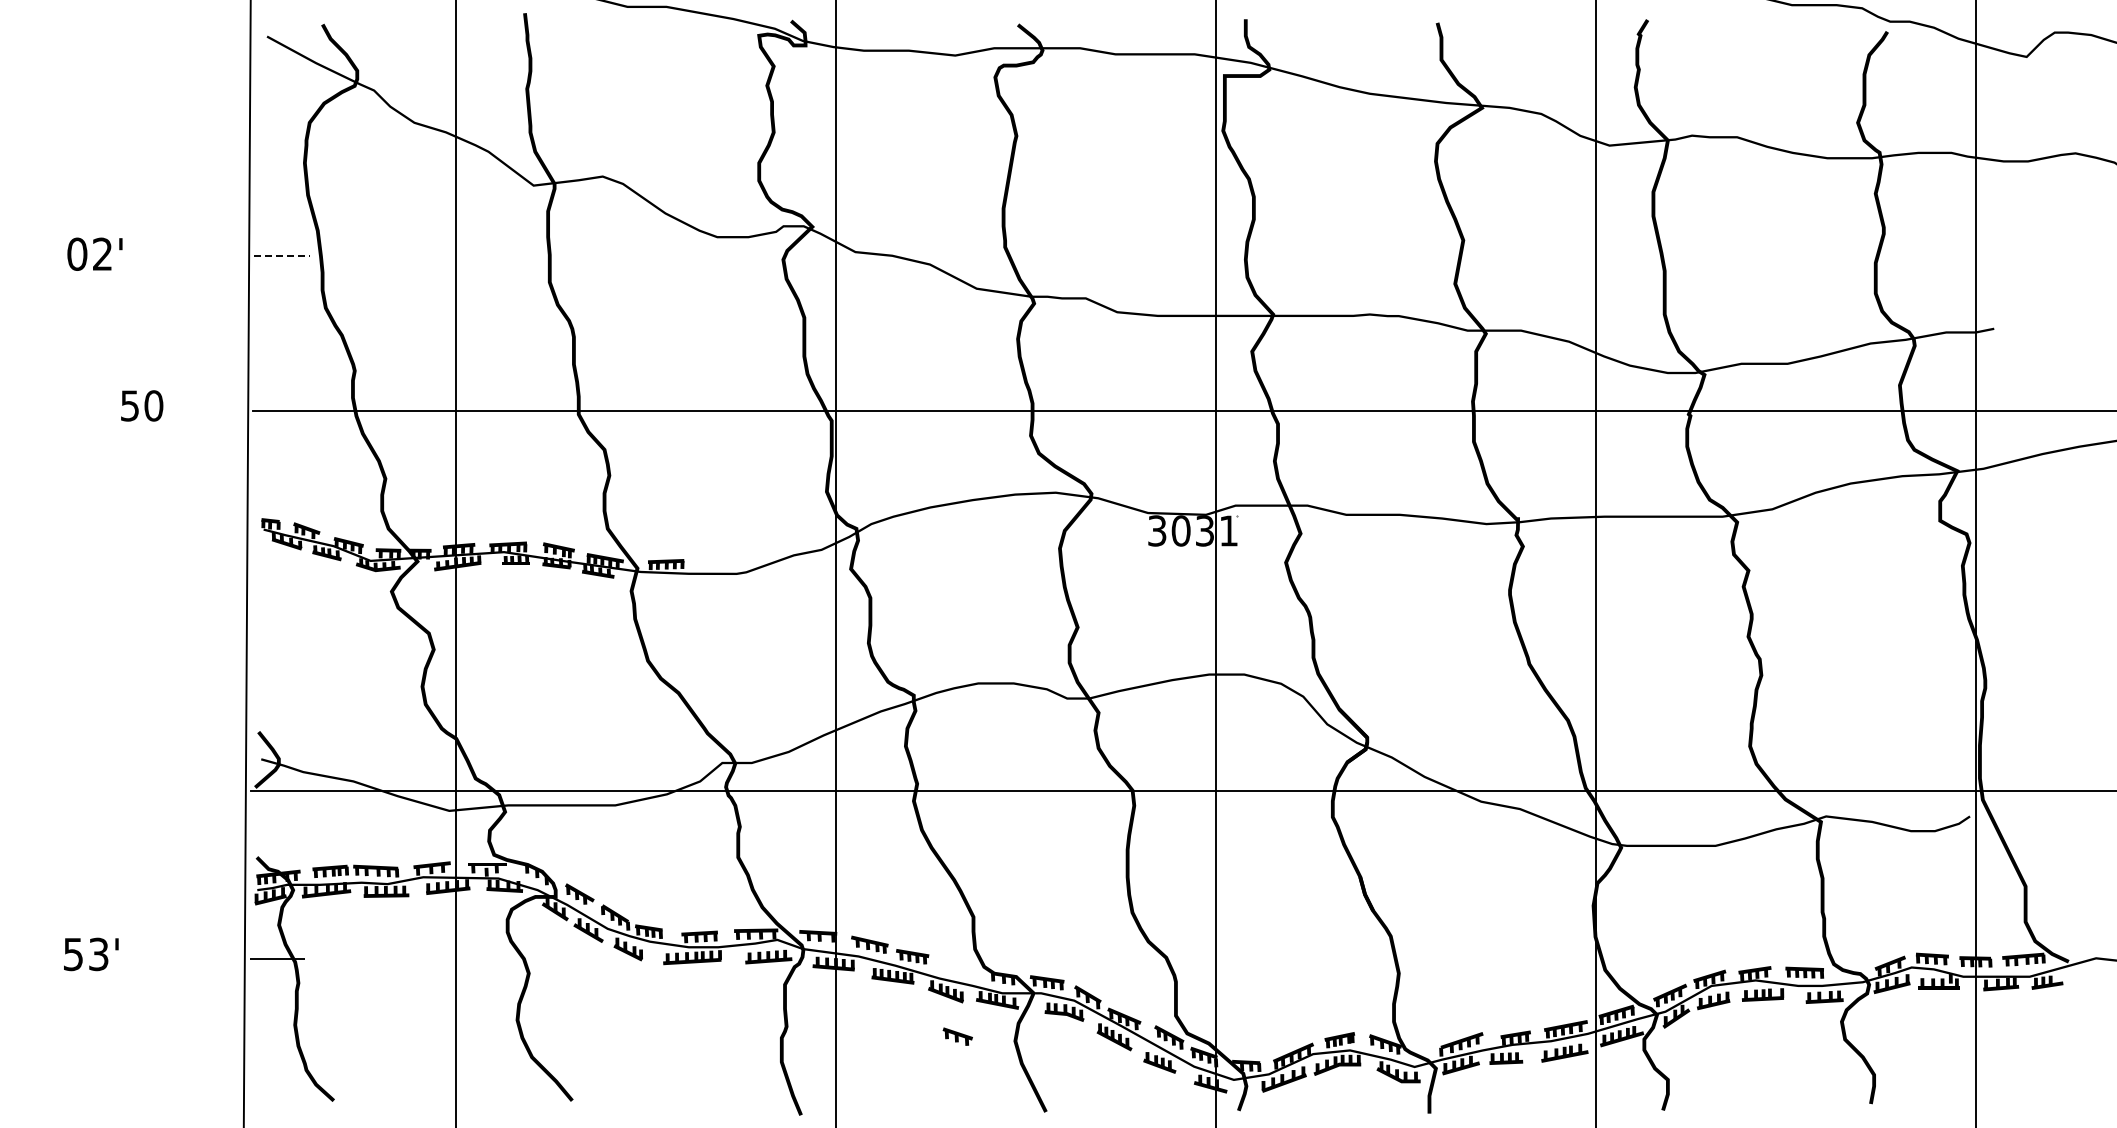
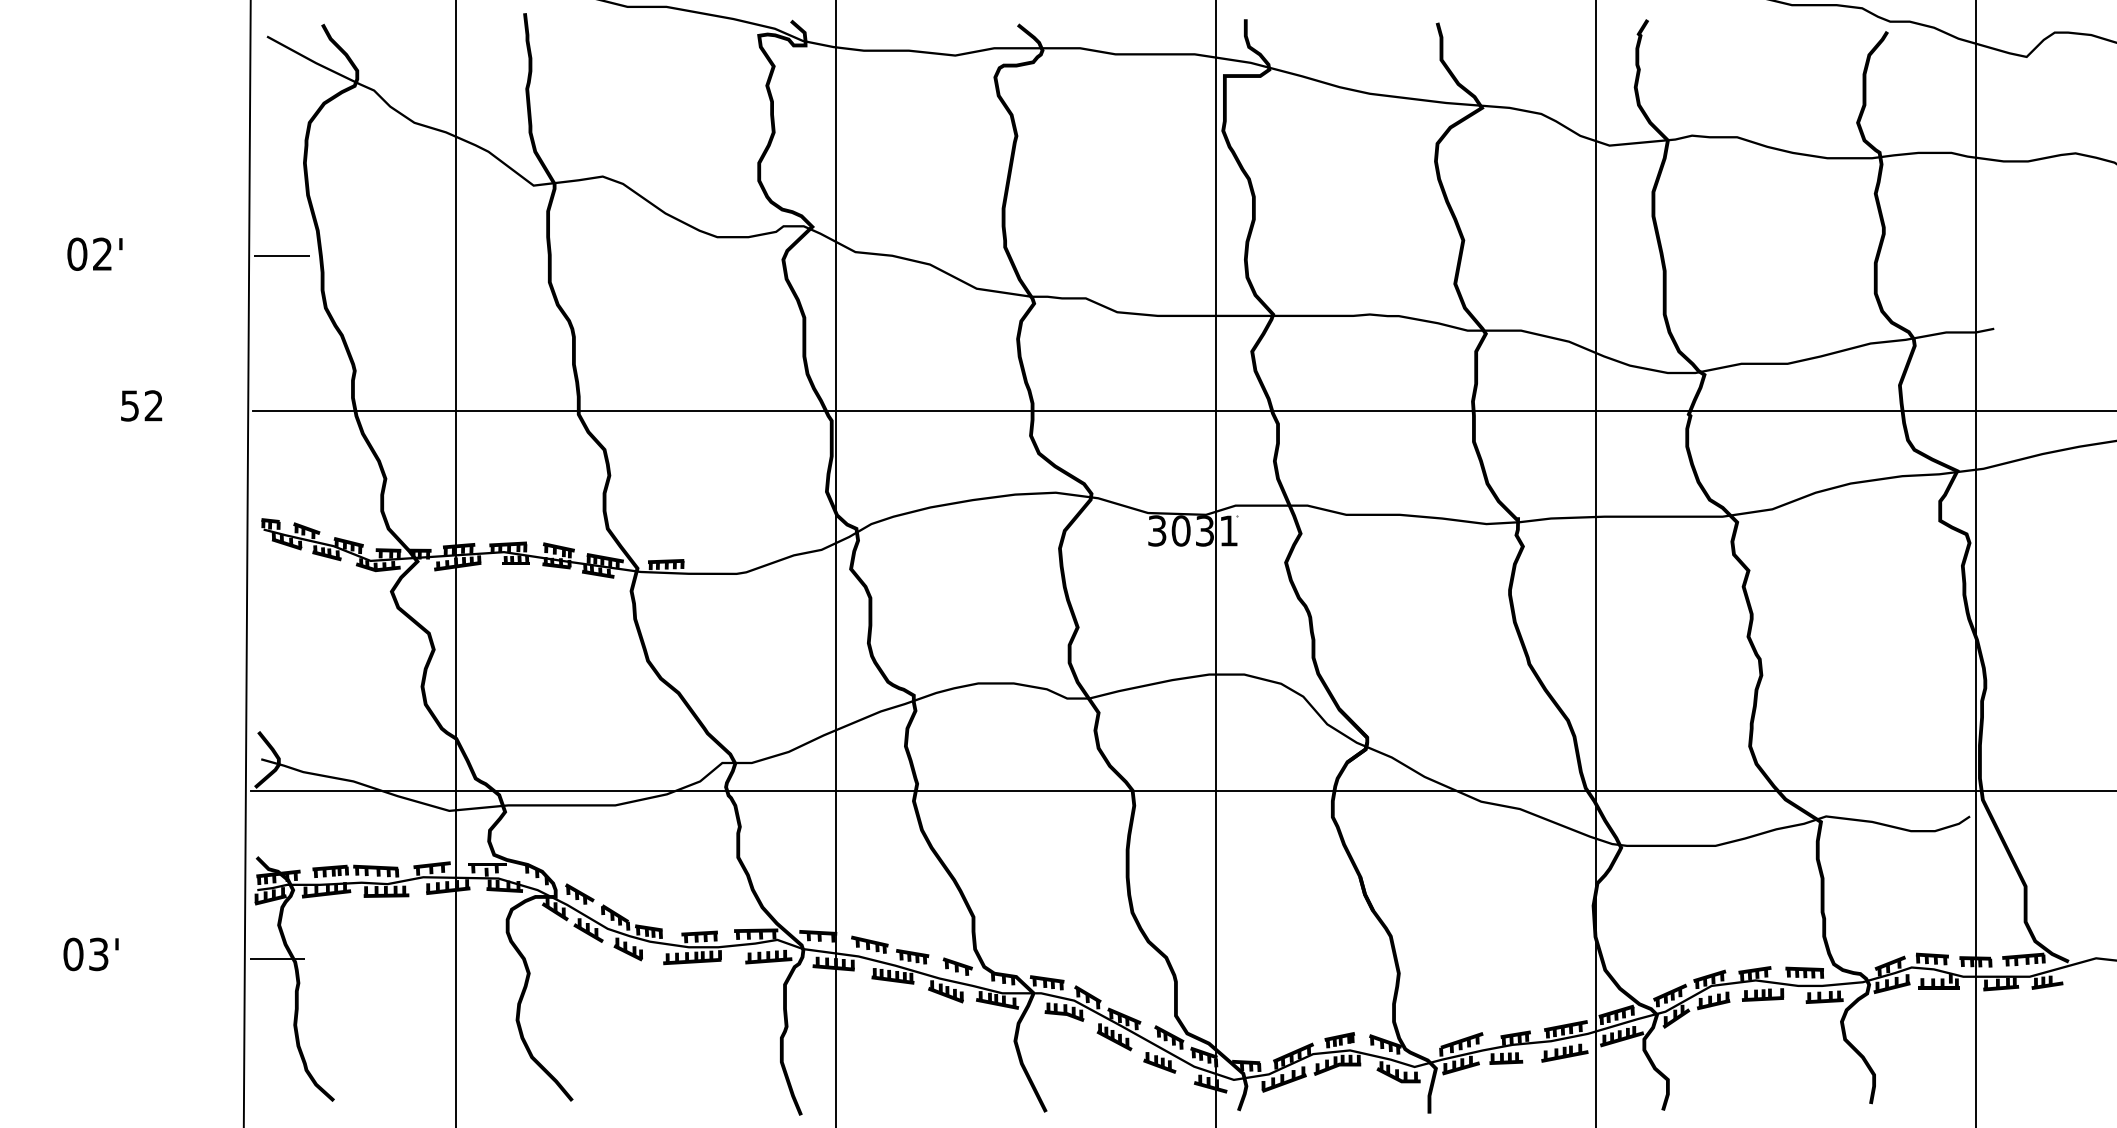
line: dashed -> solid (282, 256)
text: 50 -> 52 (153, 405)
text: 53' -> 03' (73, 954)
part position: (957, 1036) -> (957, 966) (957, 966)
